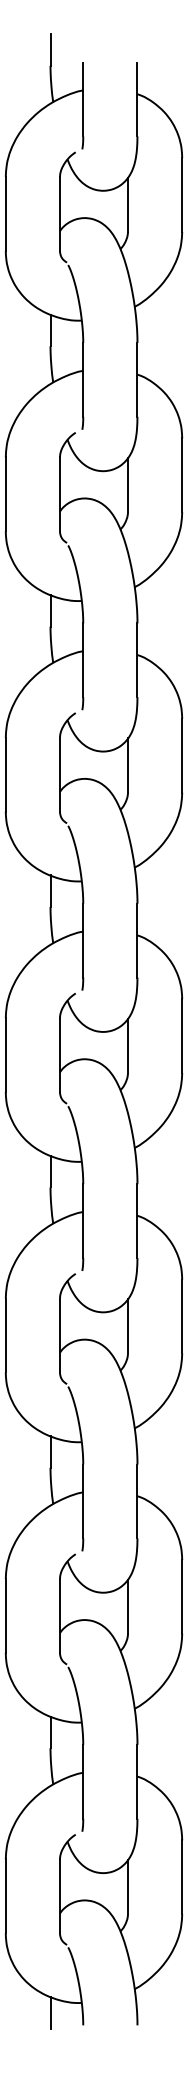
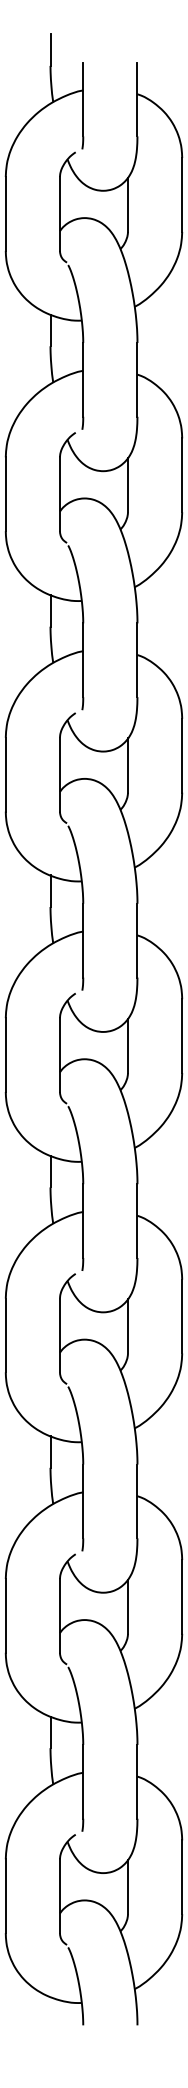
line: present -> none (50, 2012)
